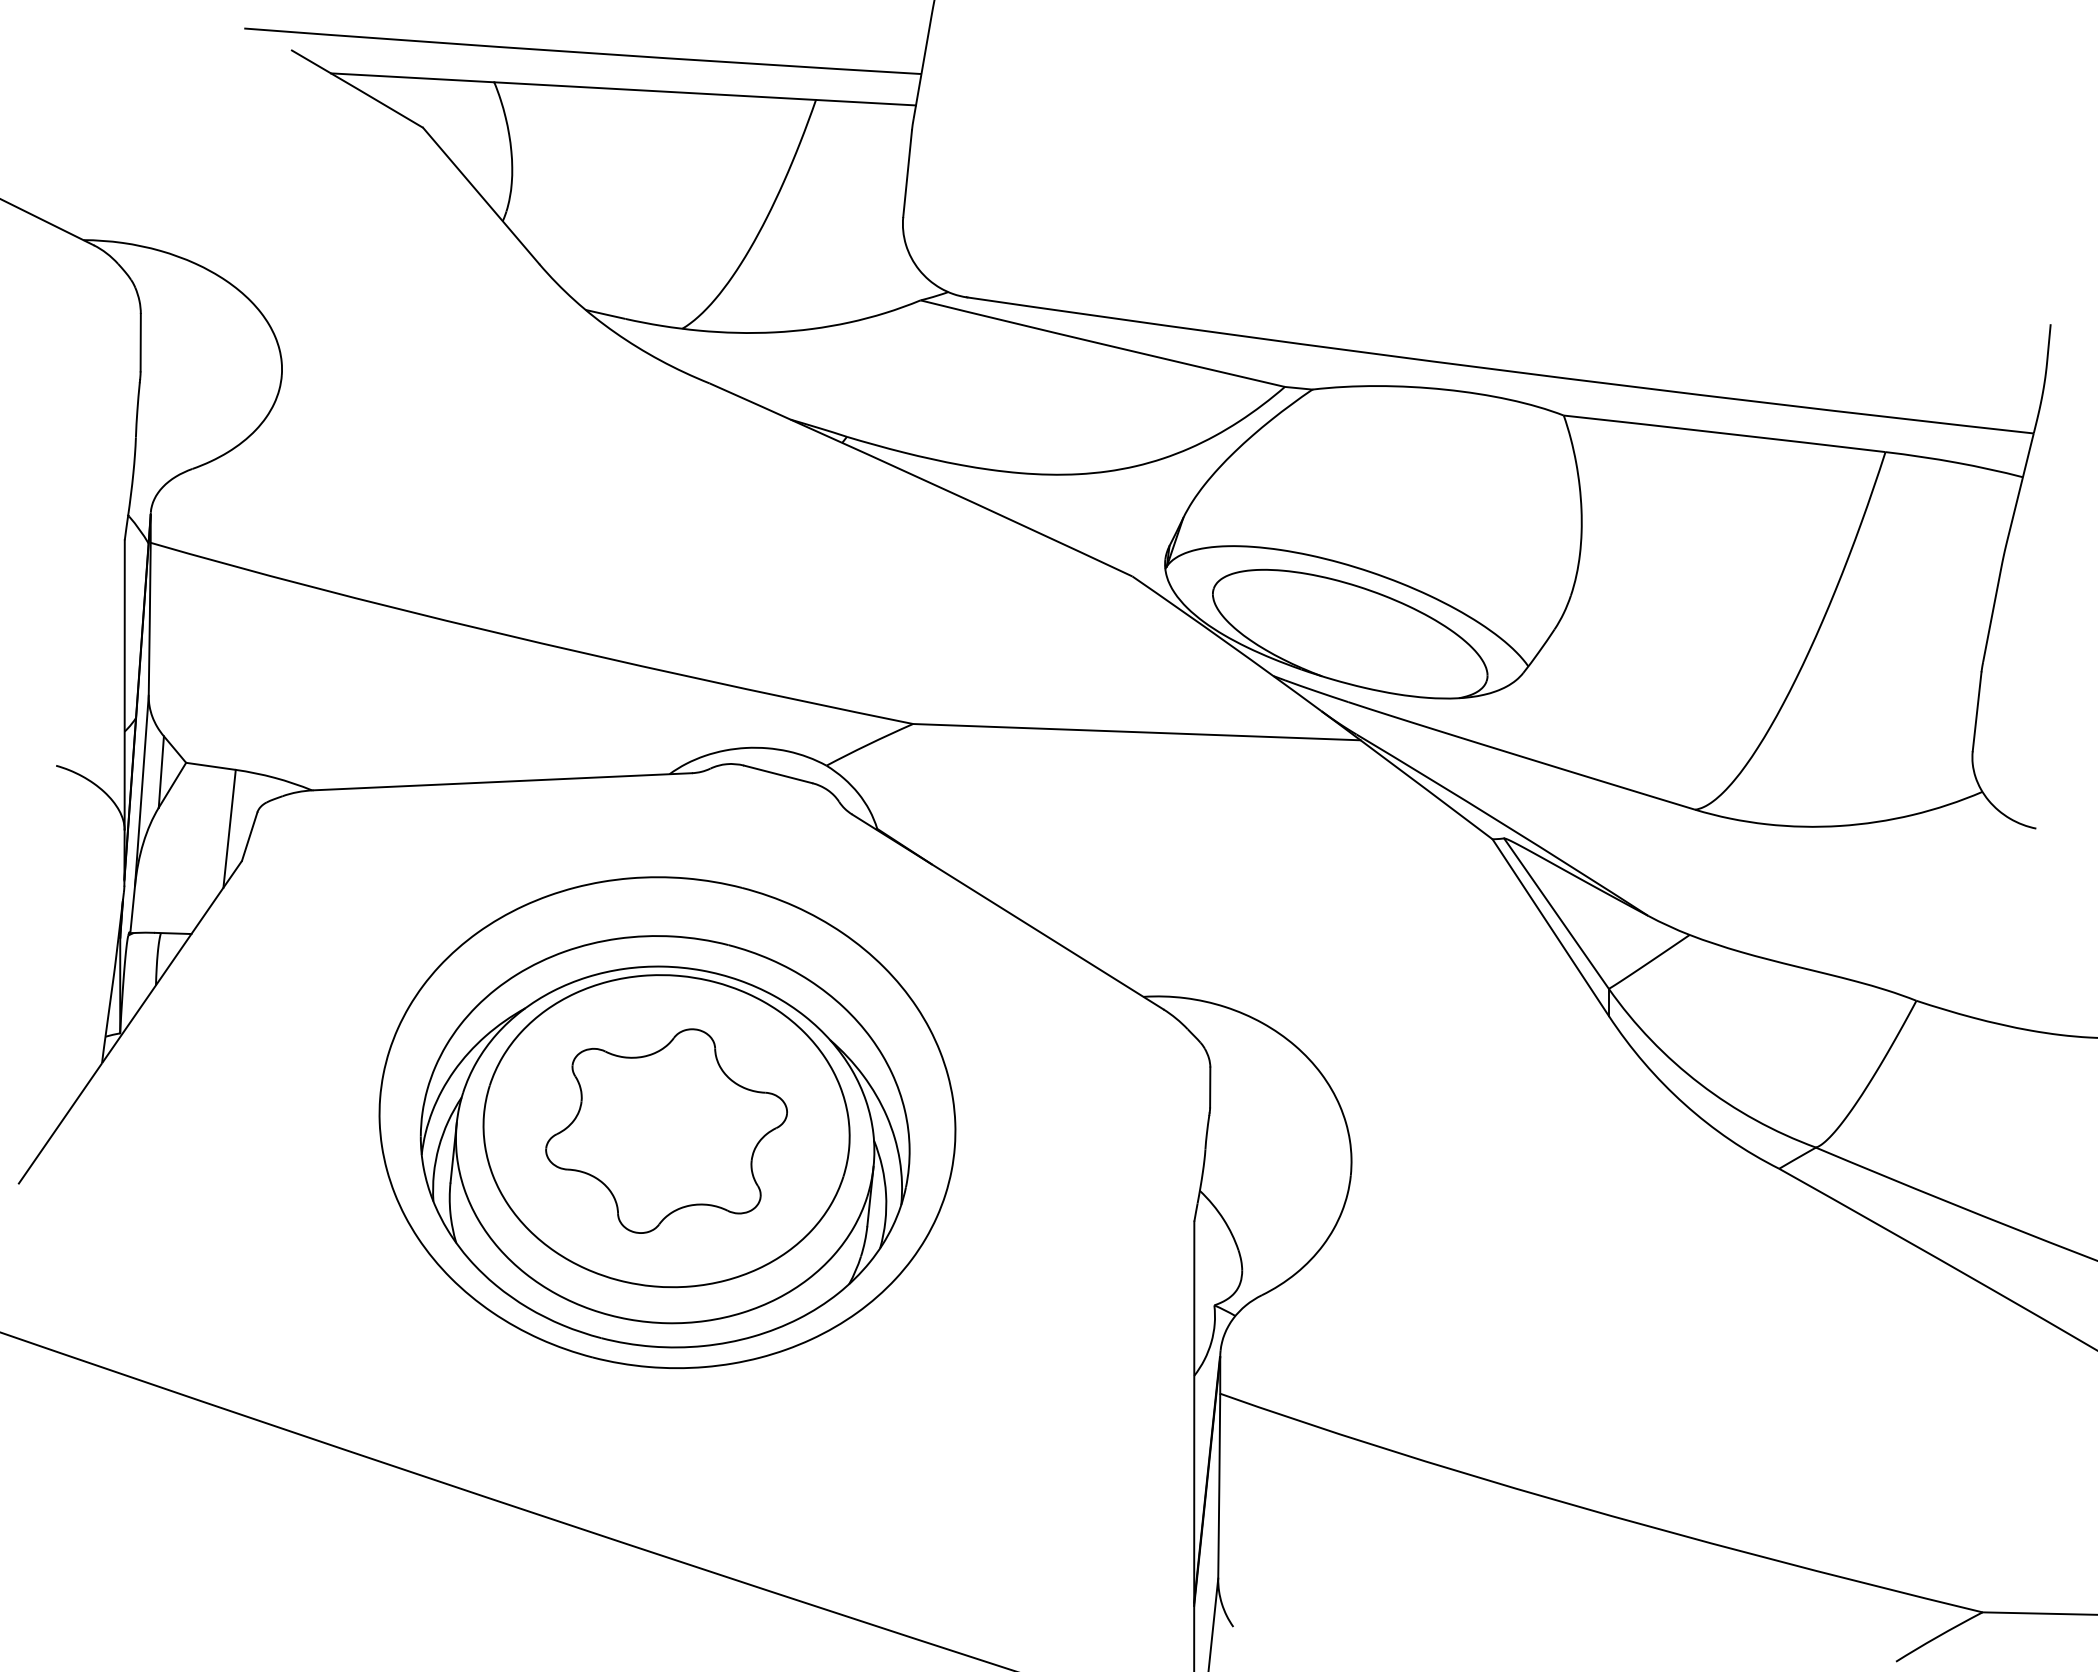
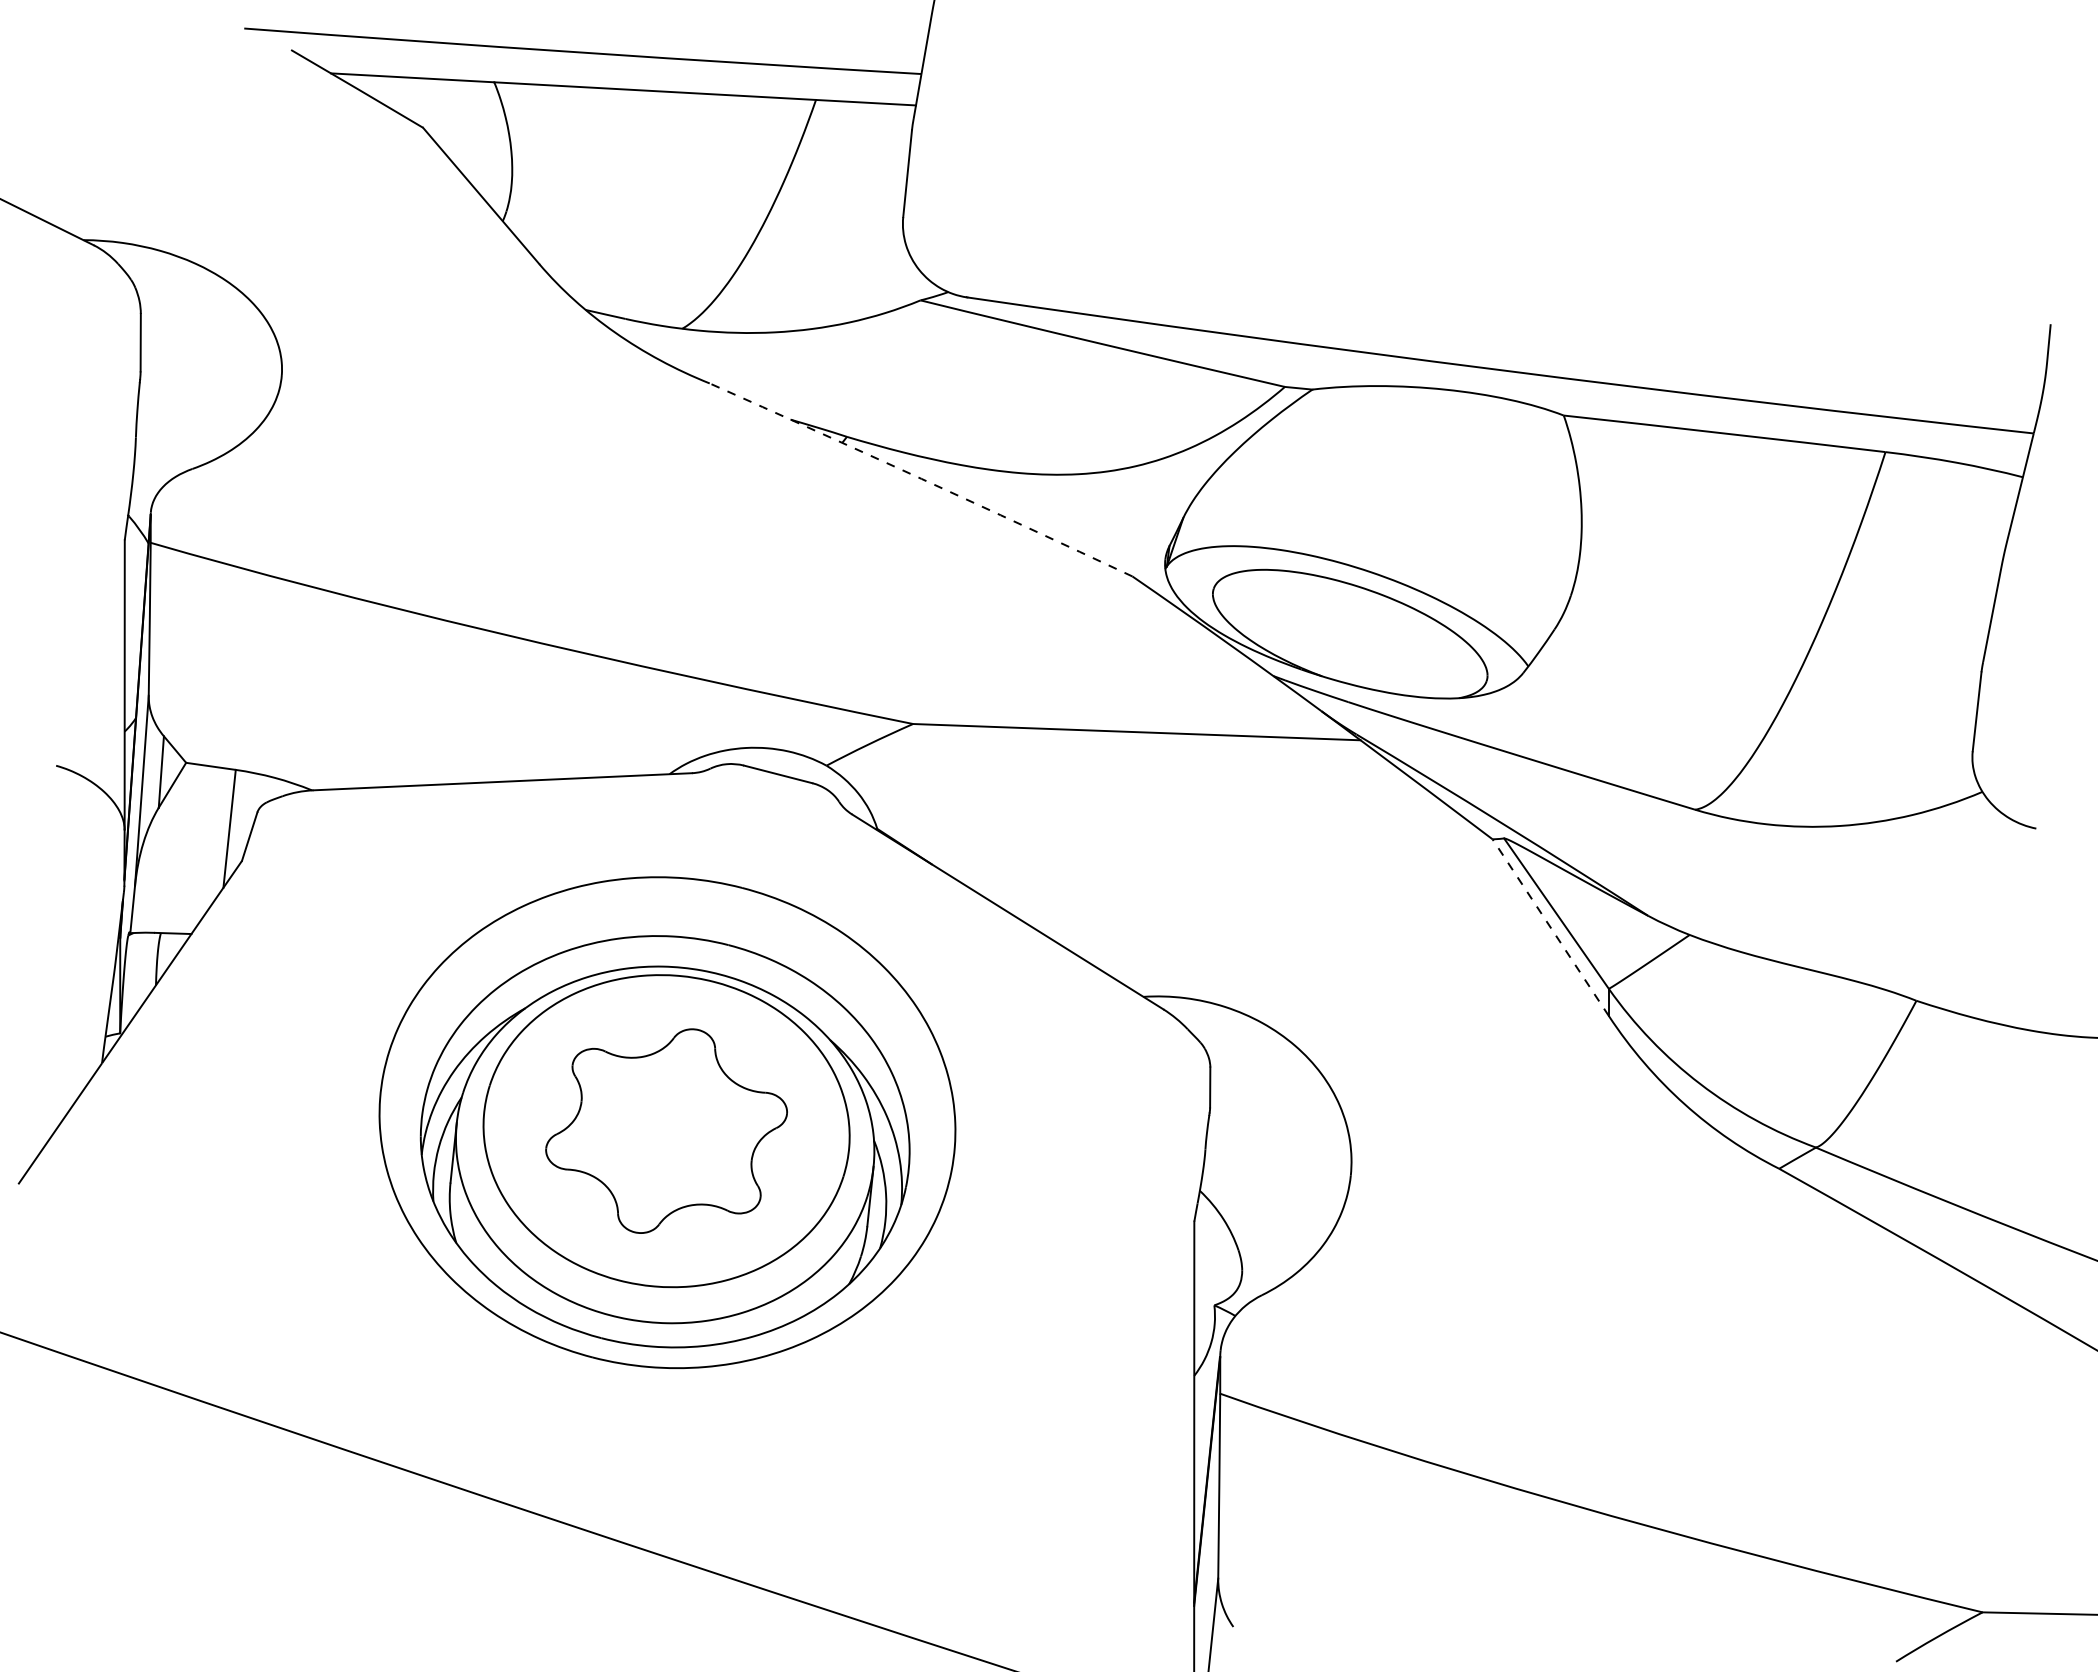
arc: solid -> dashed (921, 478)
line: solid -> dashed (1550, 927)
